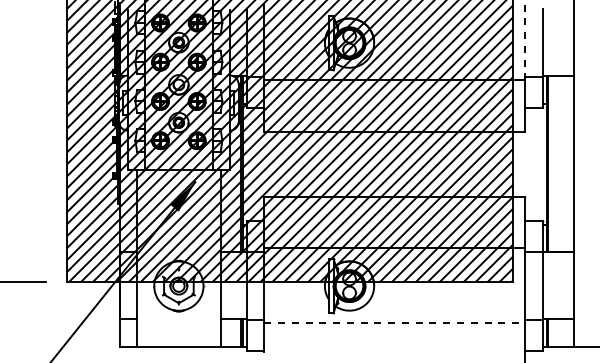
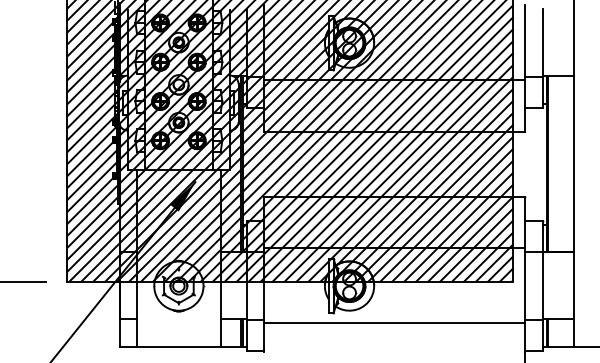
line: dashed -> solid (524, 42)
line: dashed -> solid (395, 323)
